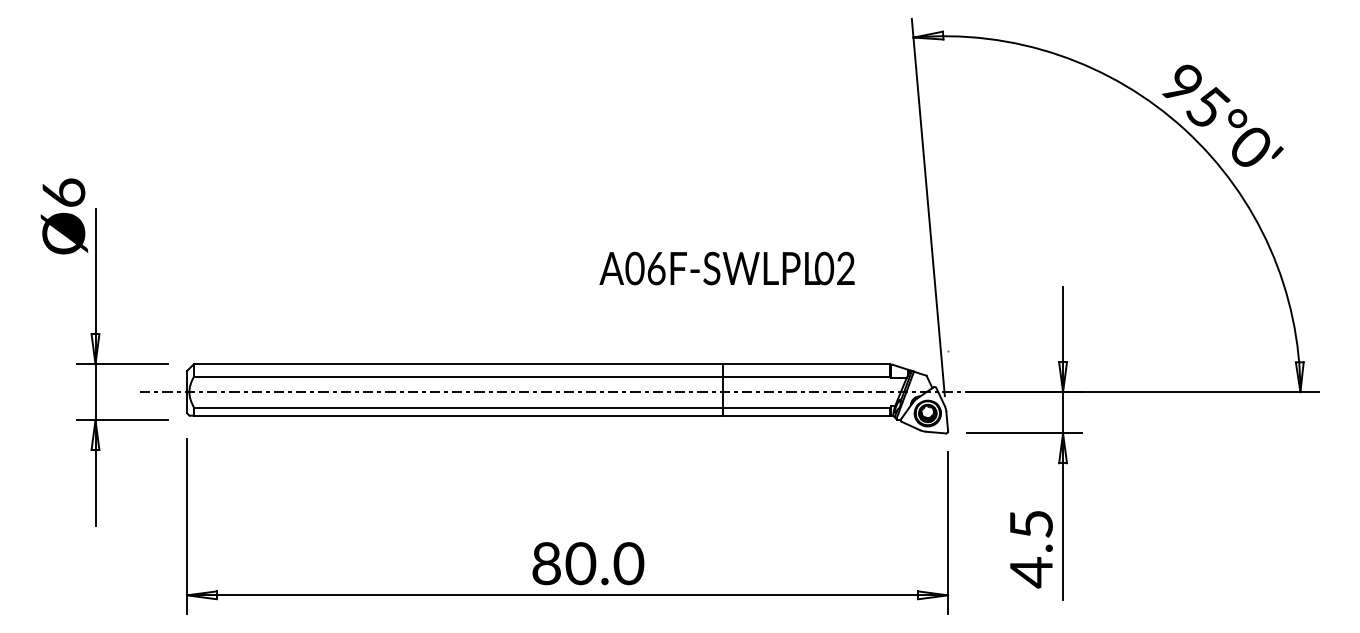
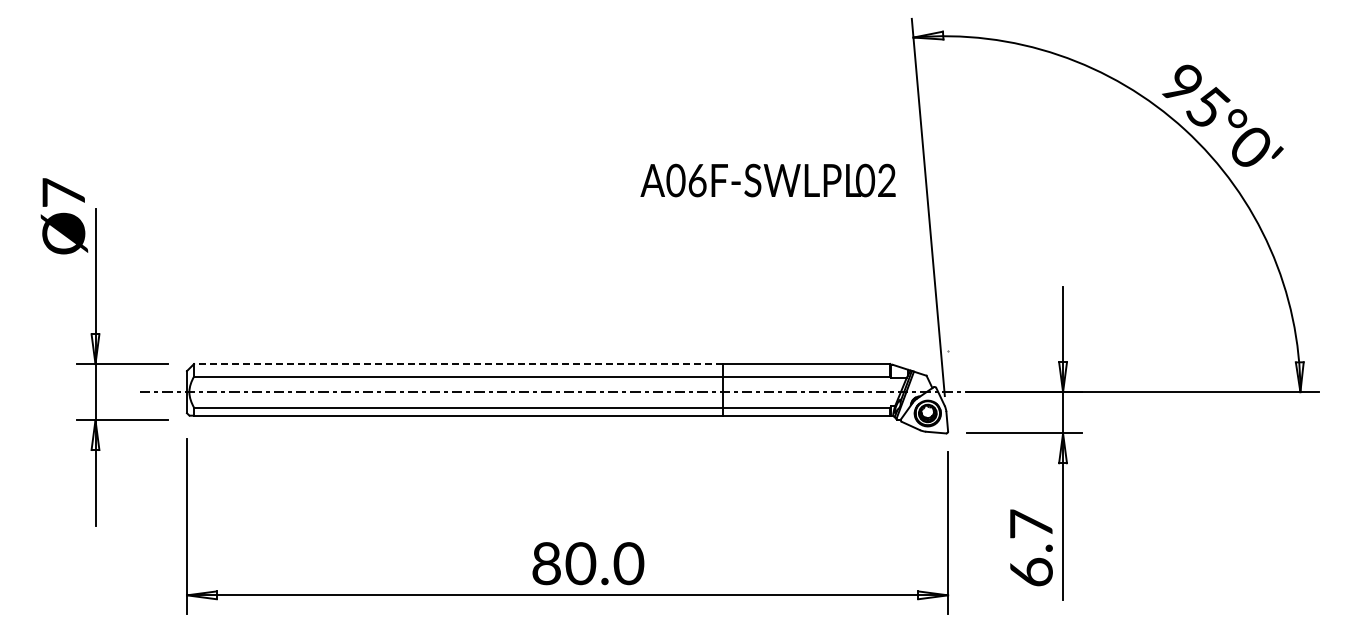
text: Ø6 -> Ø7 (63, 192)
text position: (726, 268) -> (767, 180) (767, 180)
line: solid -> dashed (458, 364)
text: 4.5 -> 6.7 (1031, 548)
